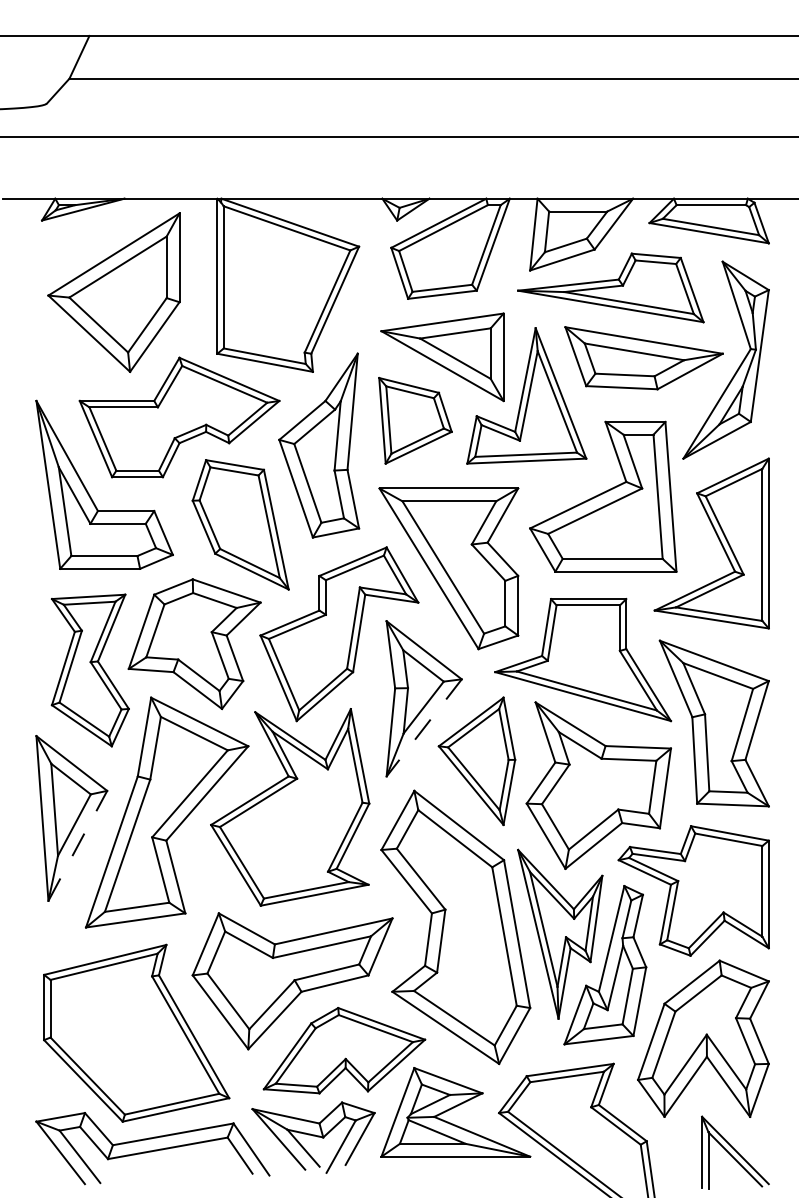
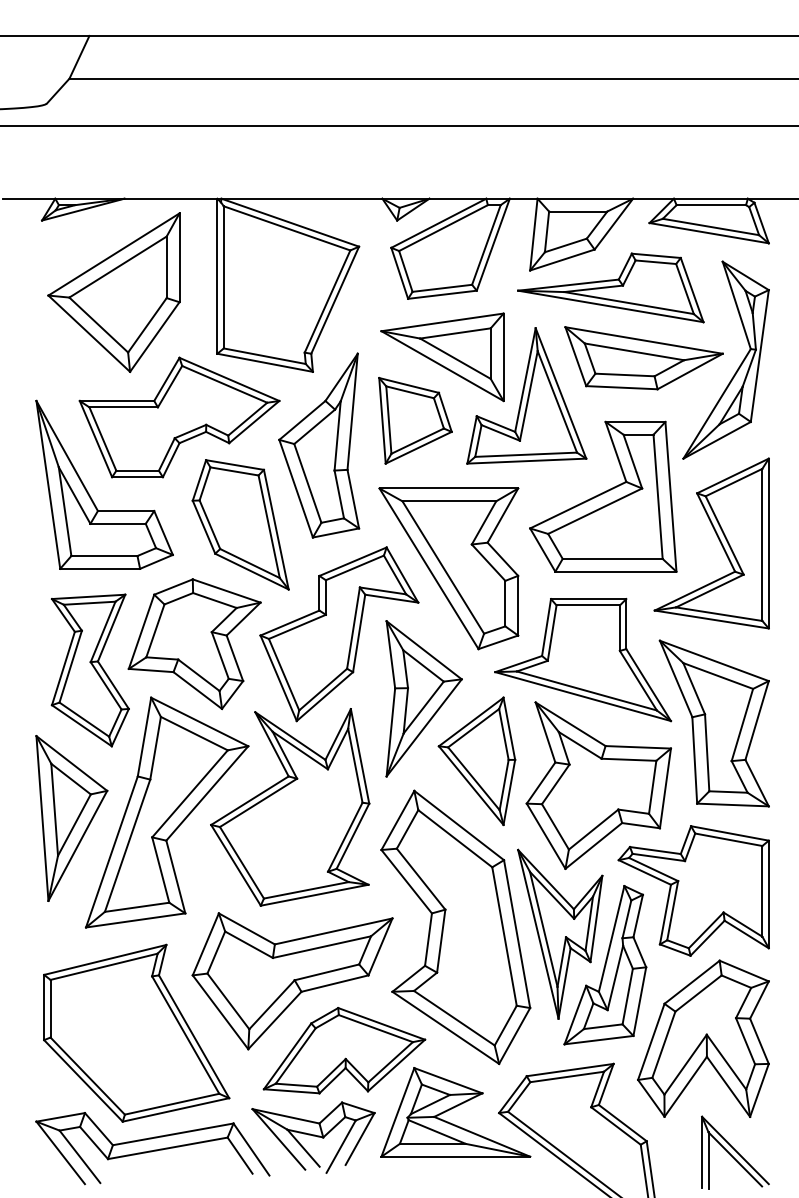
line position: (398, 137) -> (398, 126) (398, 126)
line: dashed -> solid (423, 728)
line: dashed -> solid (78, 845)
